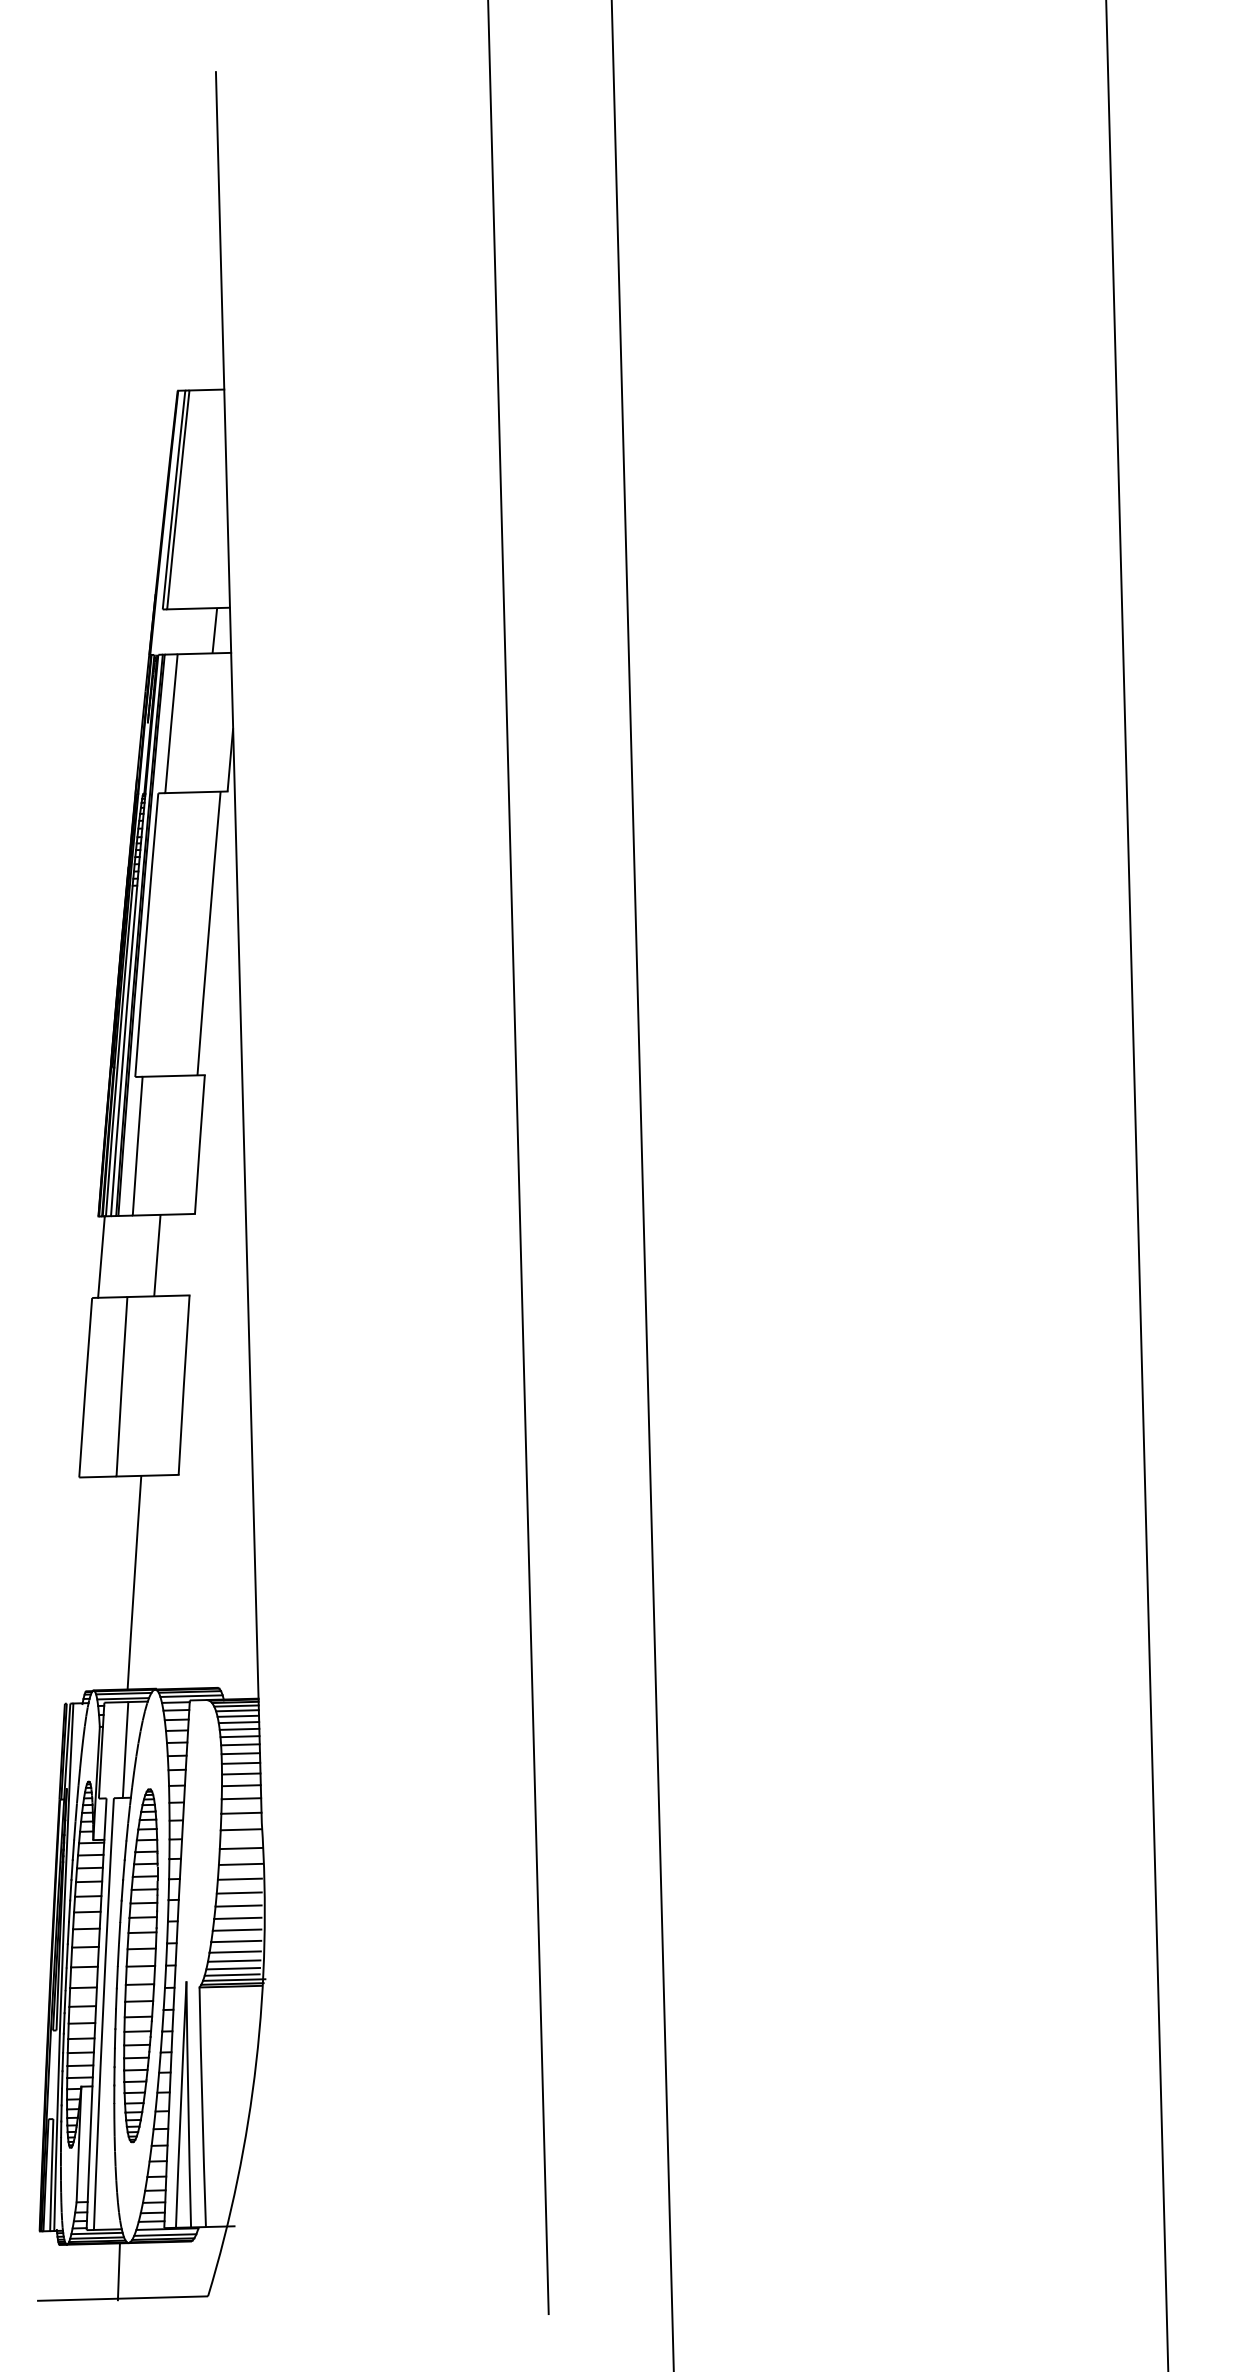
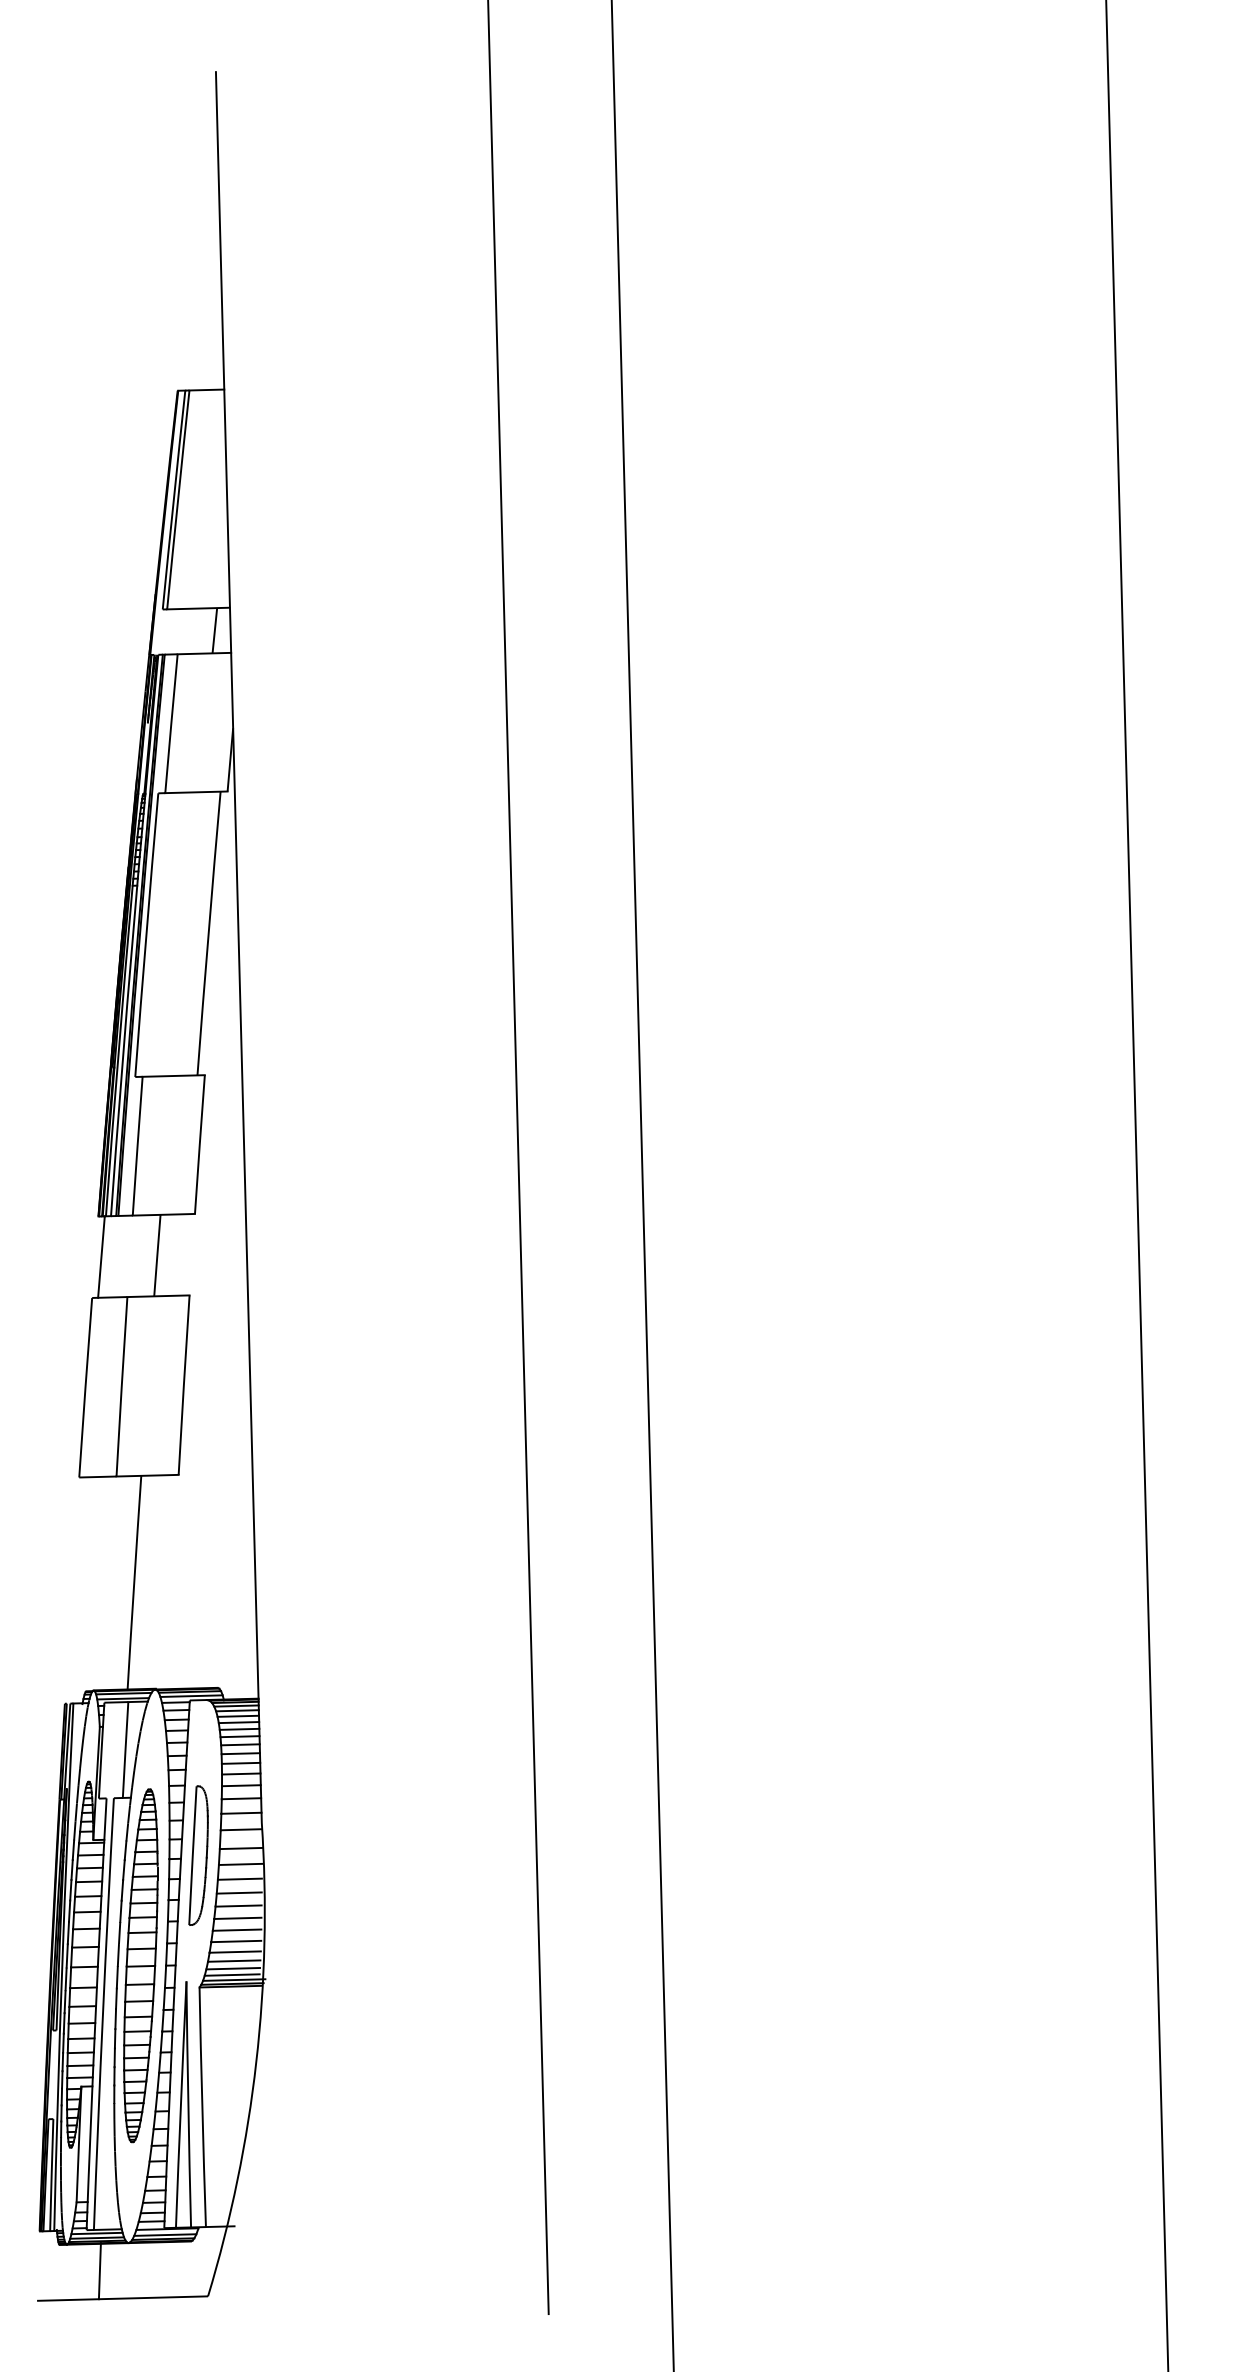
part: none -> present (198, 1855)
line position: (118, 2272) -> (99, 2271) (99, 2271)
